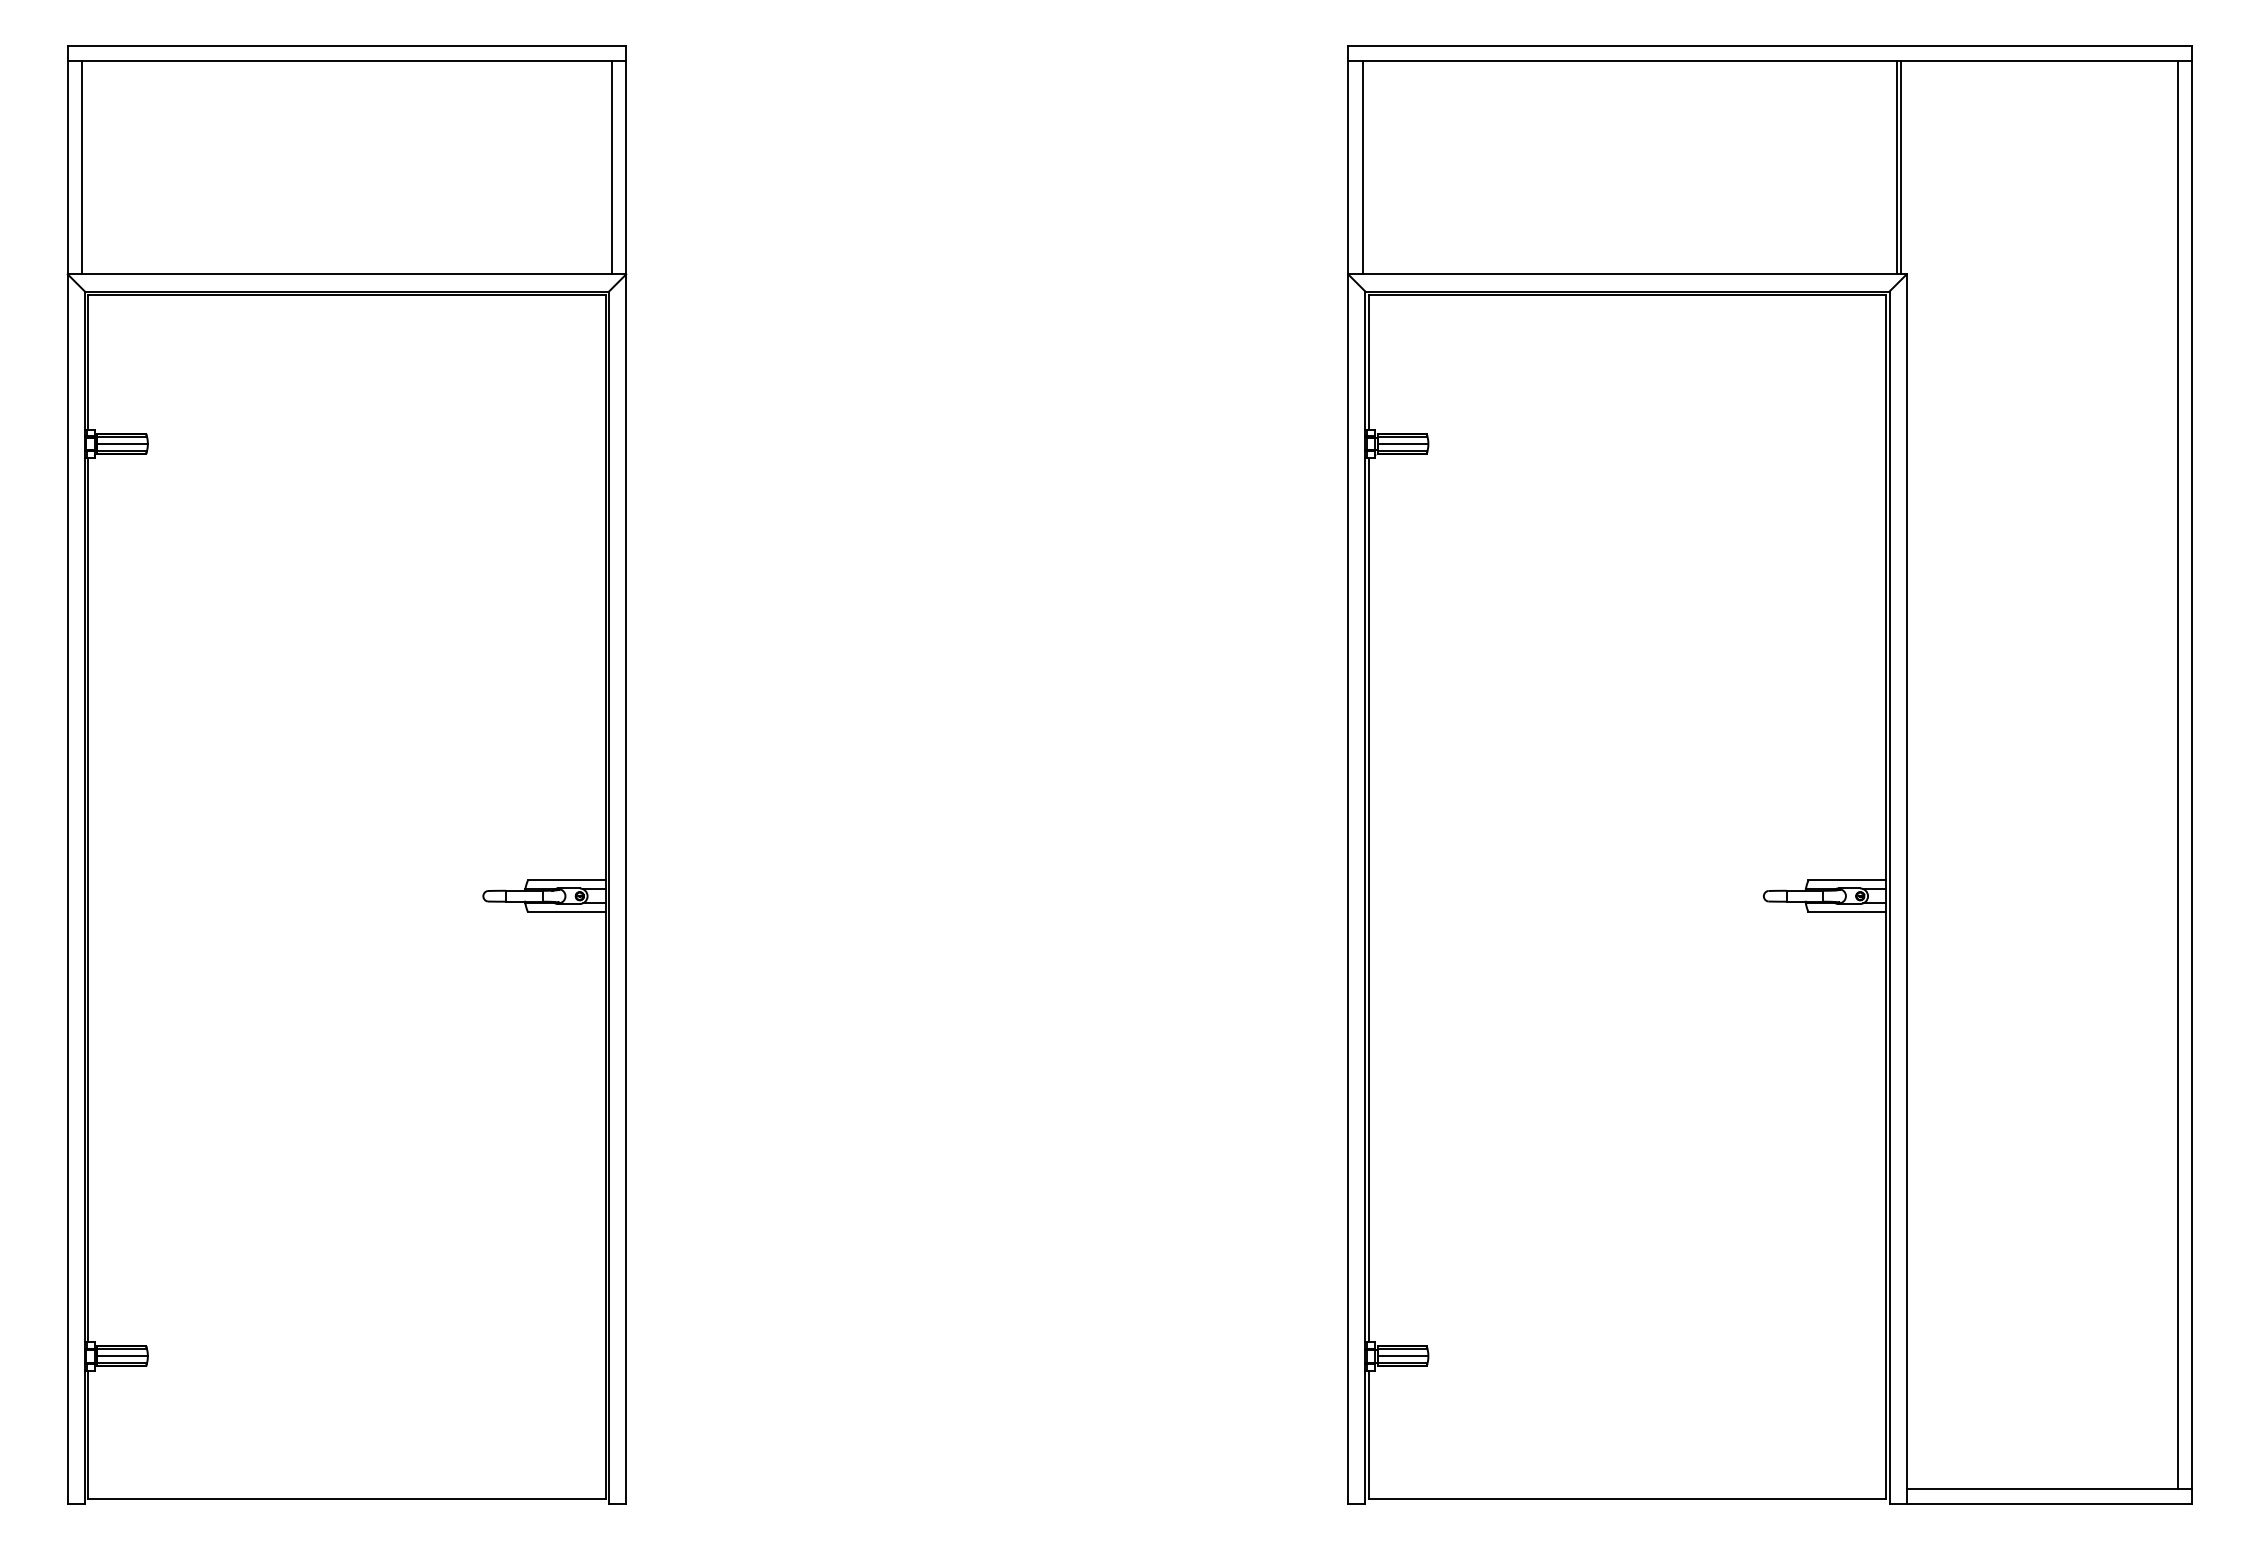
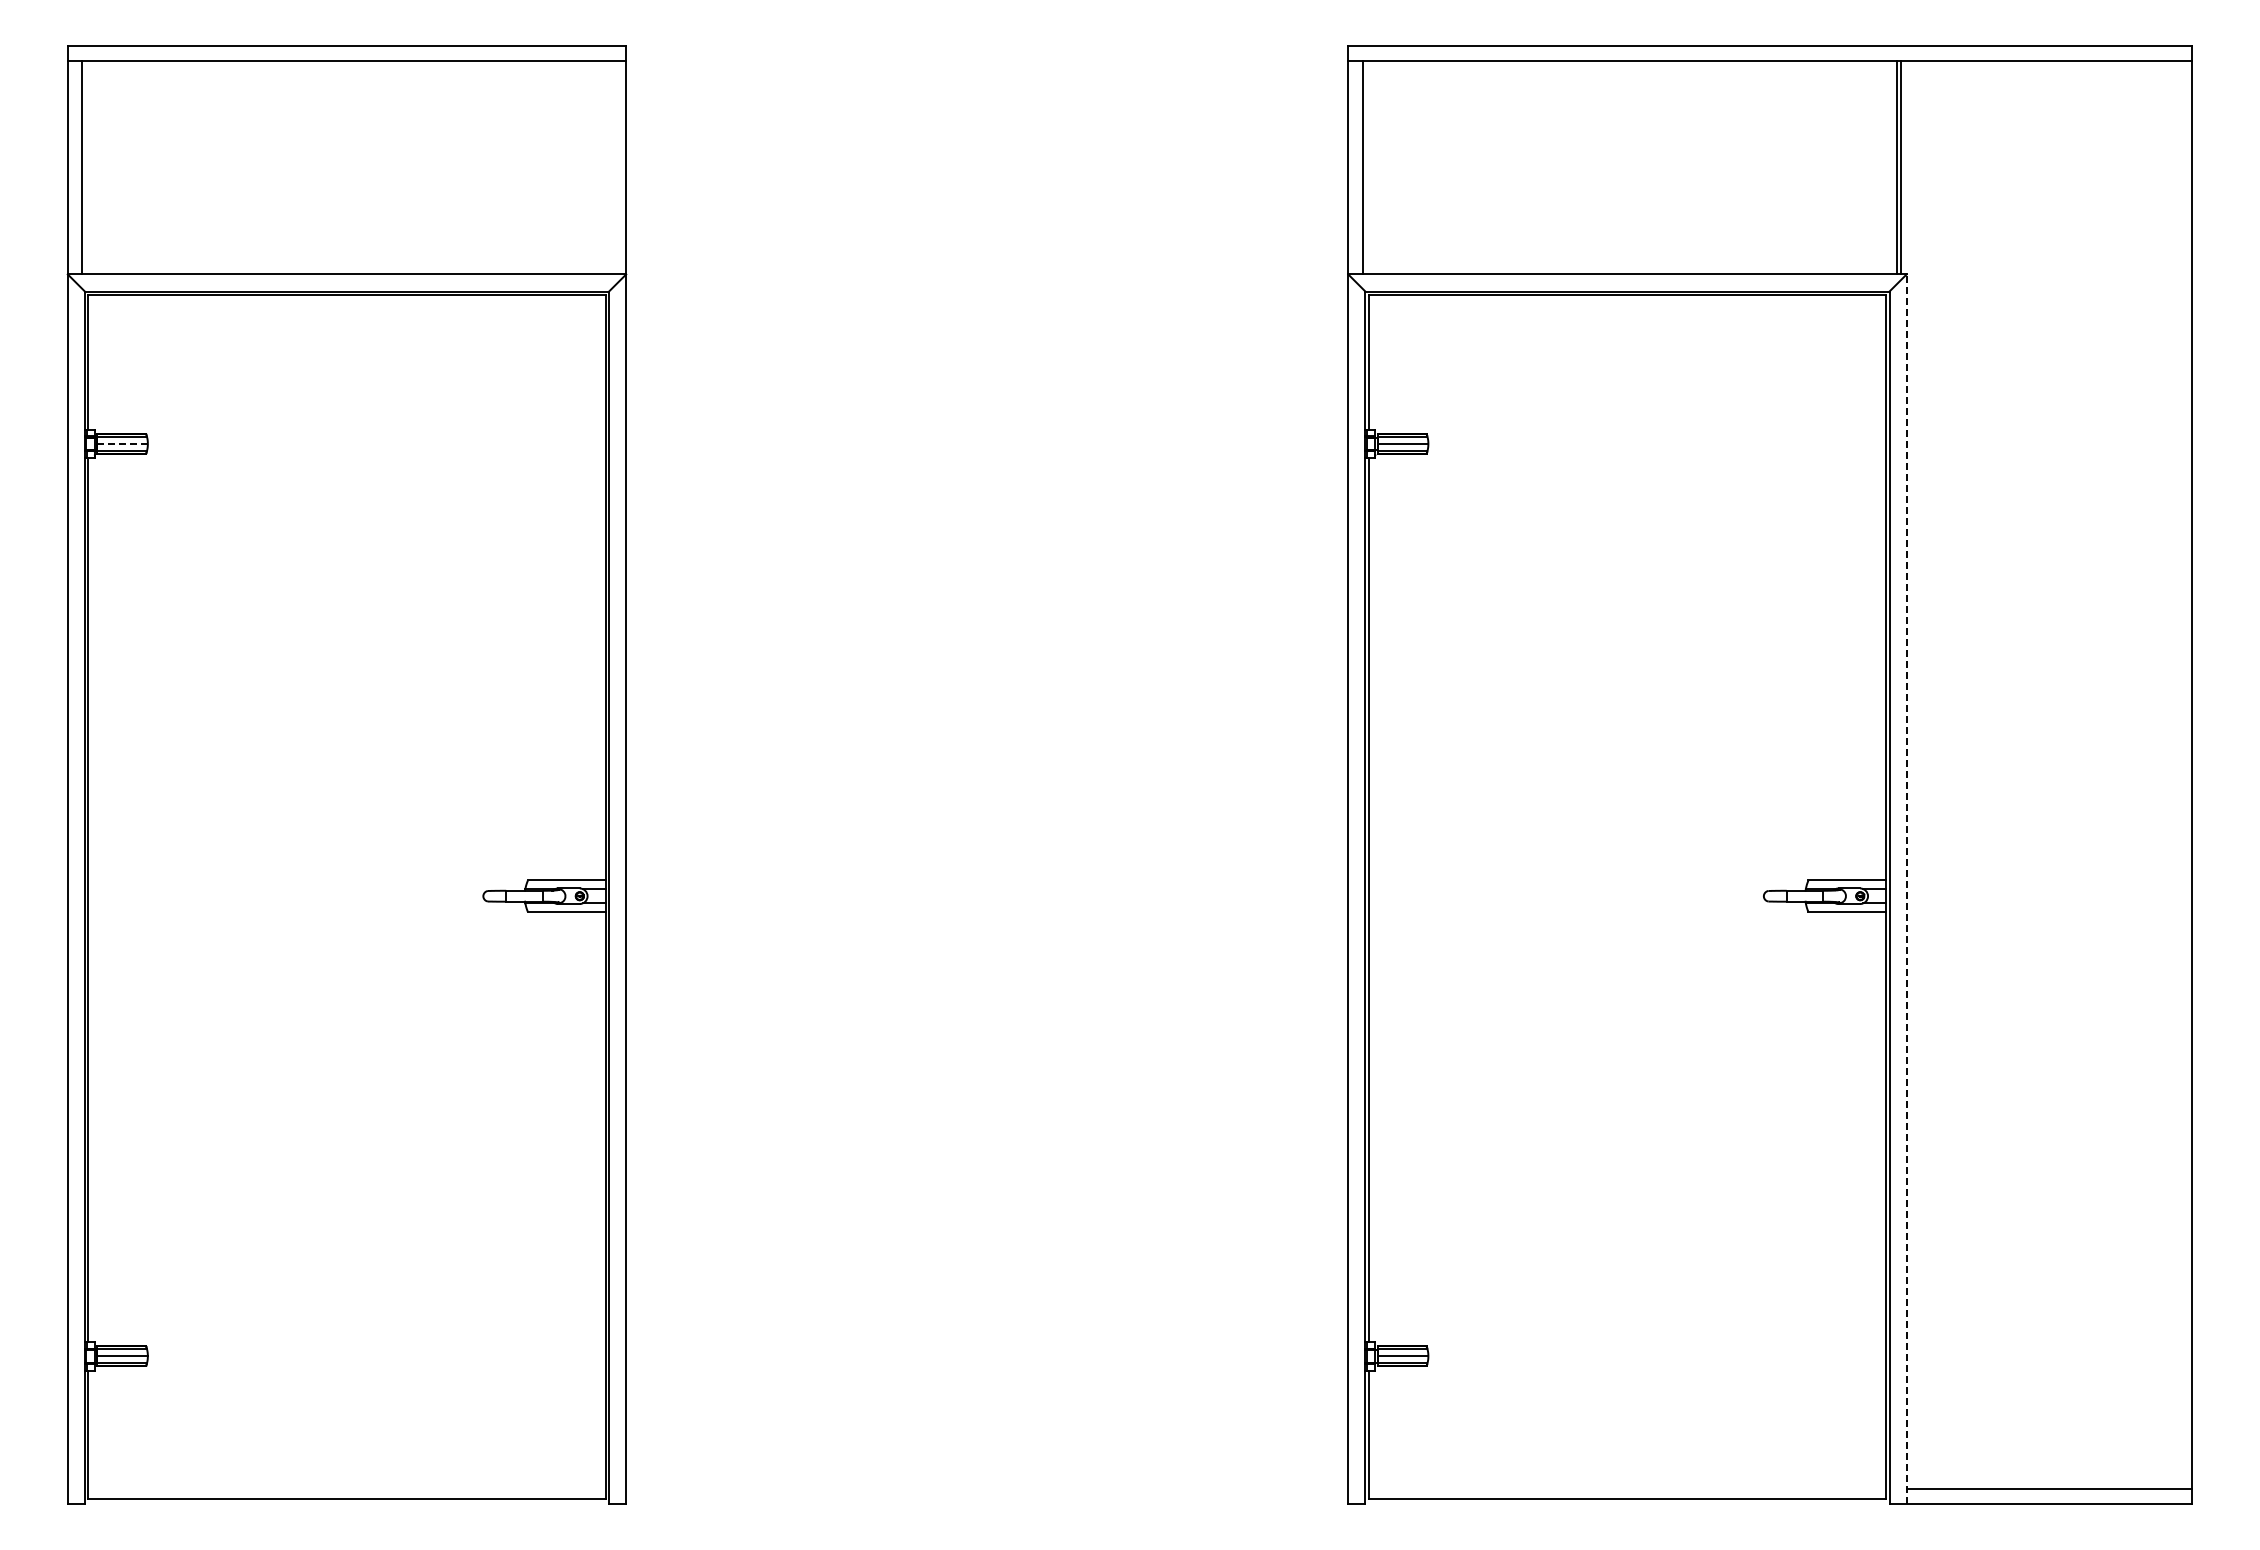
line: present -> none (611, 167)
line: solid -> dashed (123, 443)
line: present -> none (2177, 774)
line: solid -> dashed (1906, 889)
